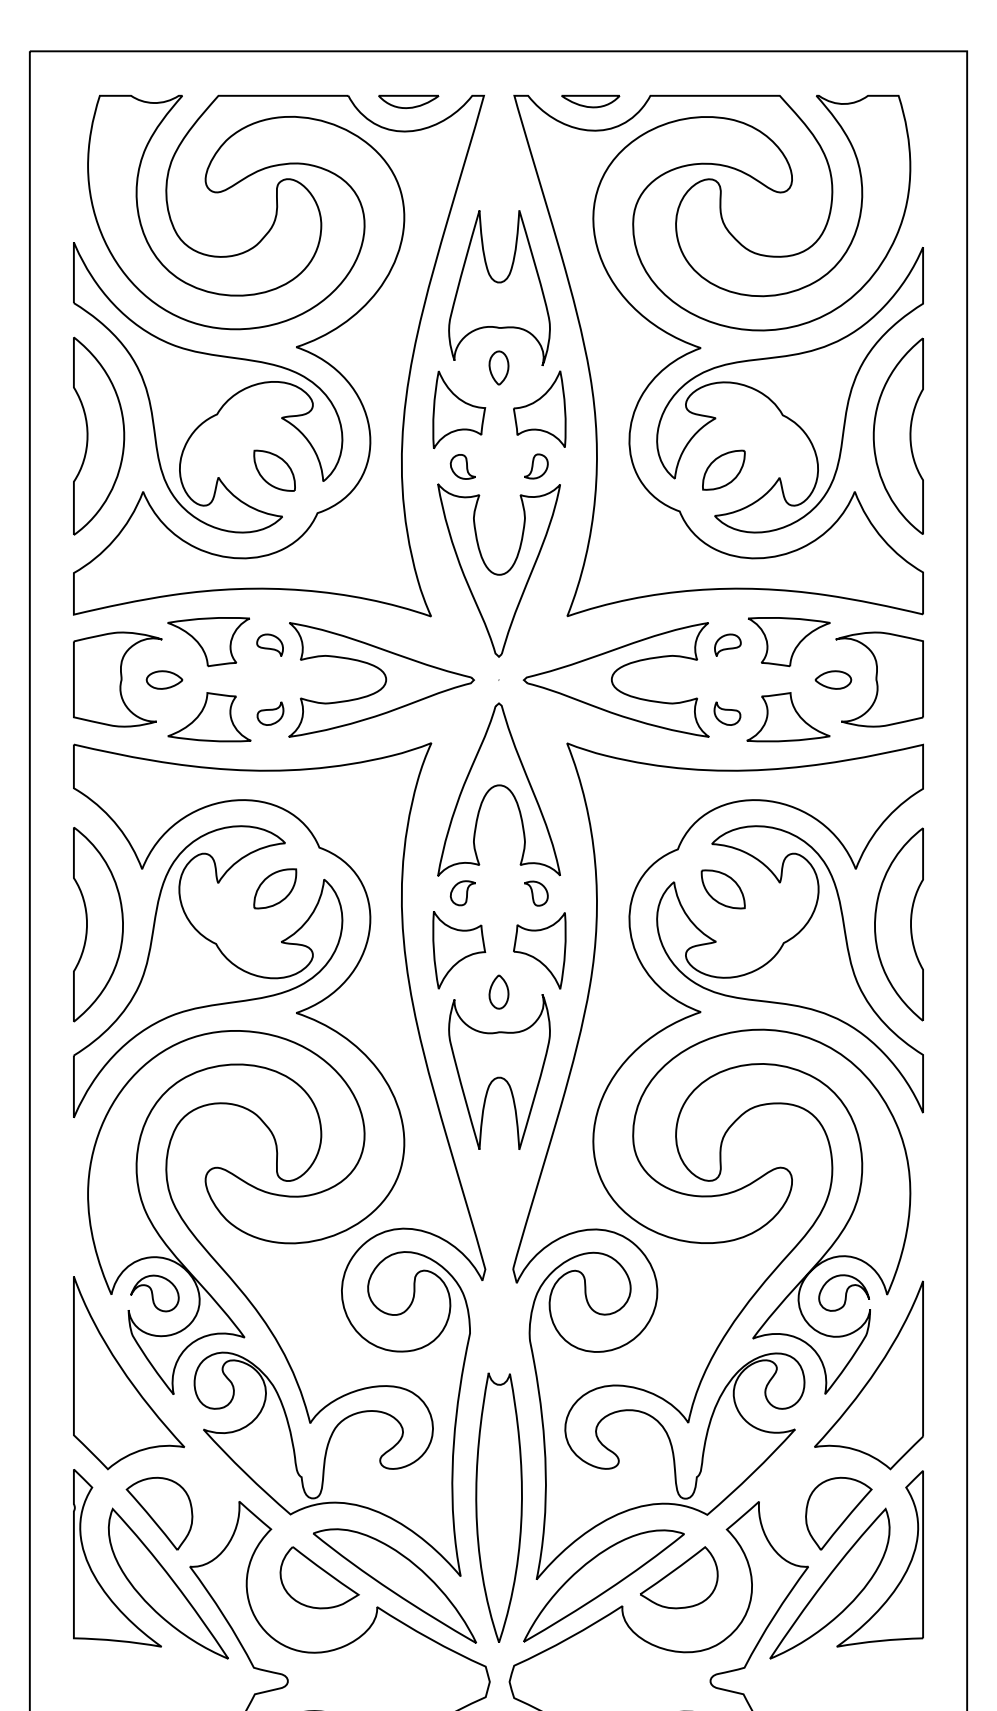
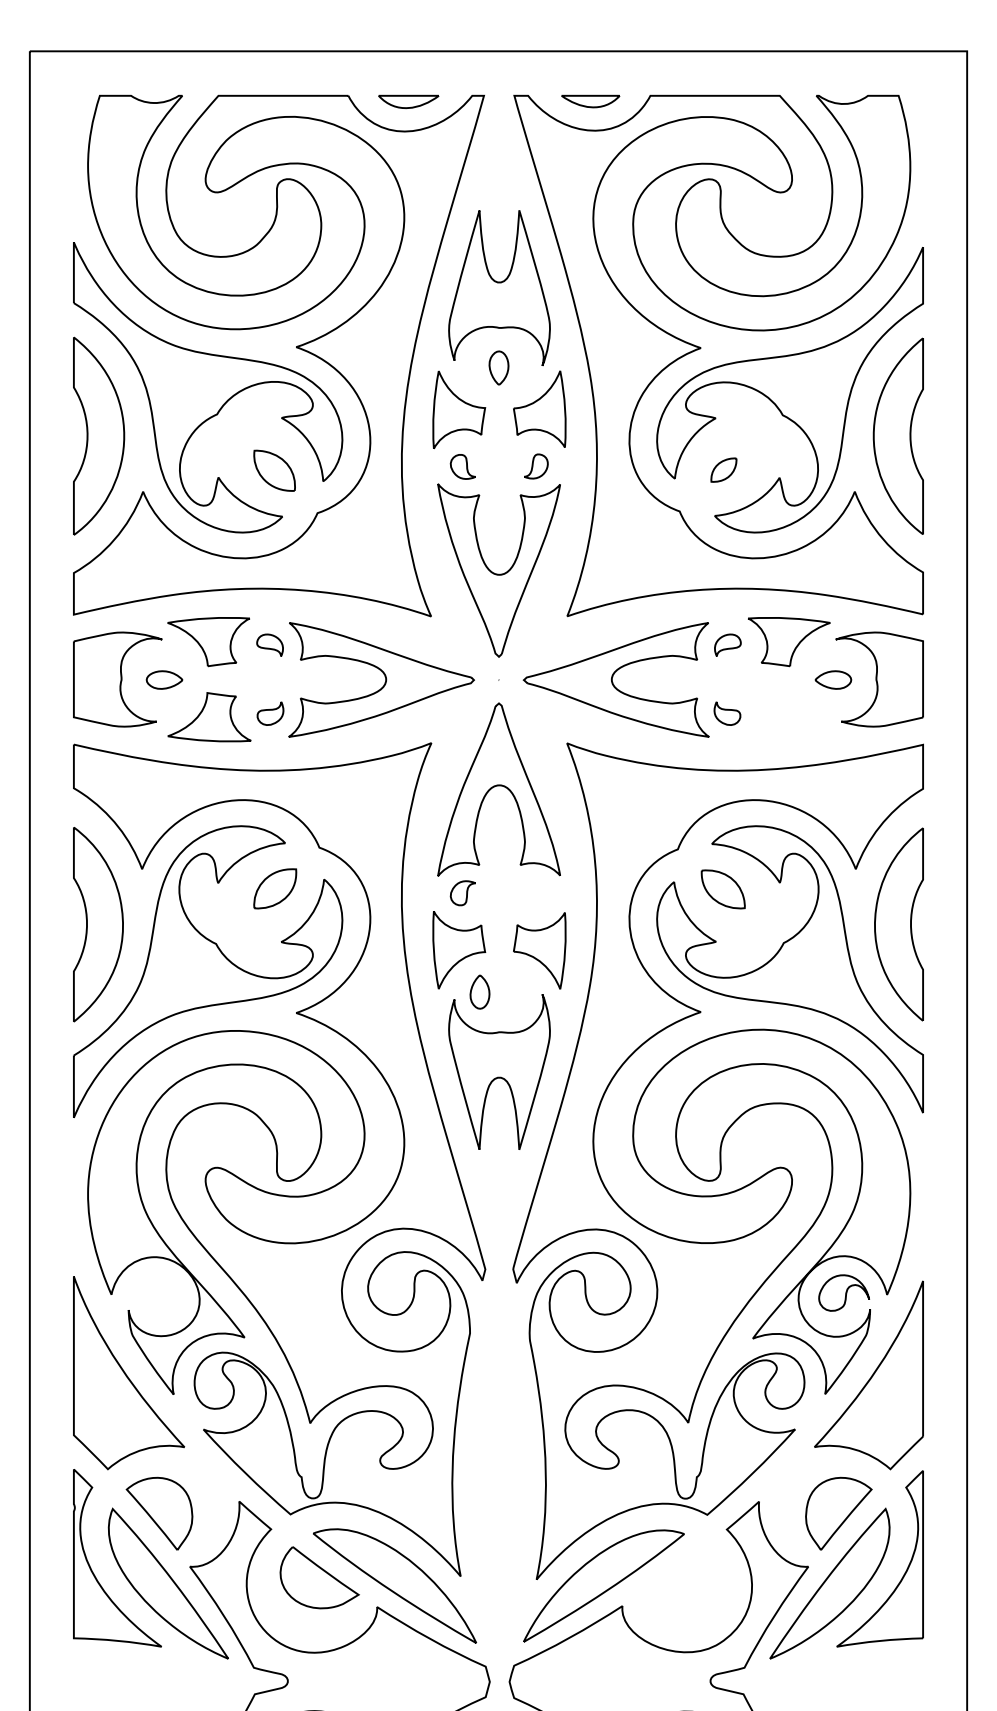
part size: 44x42 px -> 28x26 px (723, 469)
part: present -> none (788, 717)
part: present -> none (536, 893)
part position: (498, 991) -> (479, 991) (479, 991)
part: present -> none (154, 1293)
part: present -> none (498, 1507)
part: present -> none (679, 1577)
